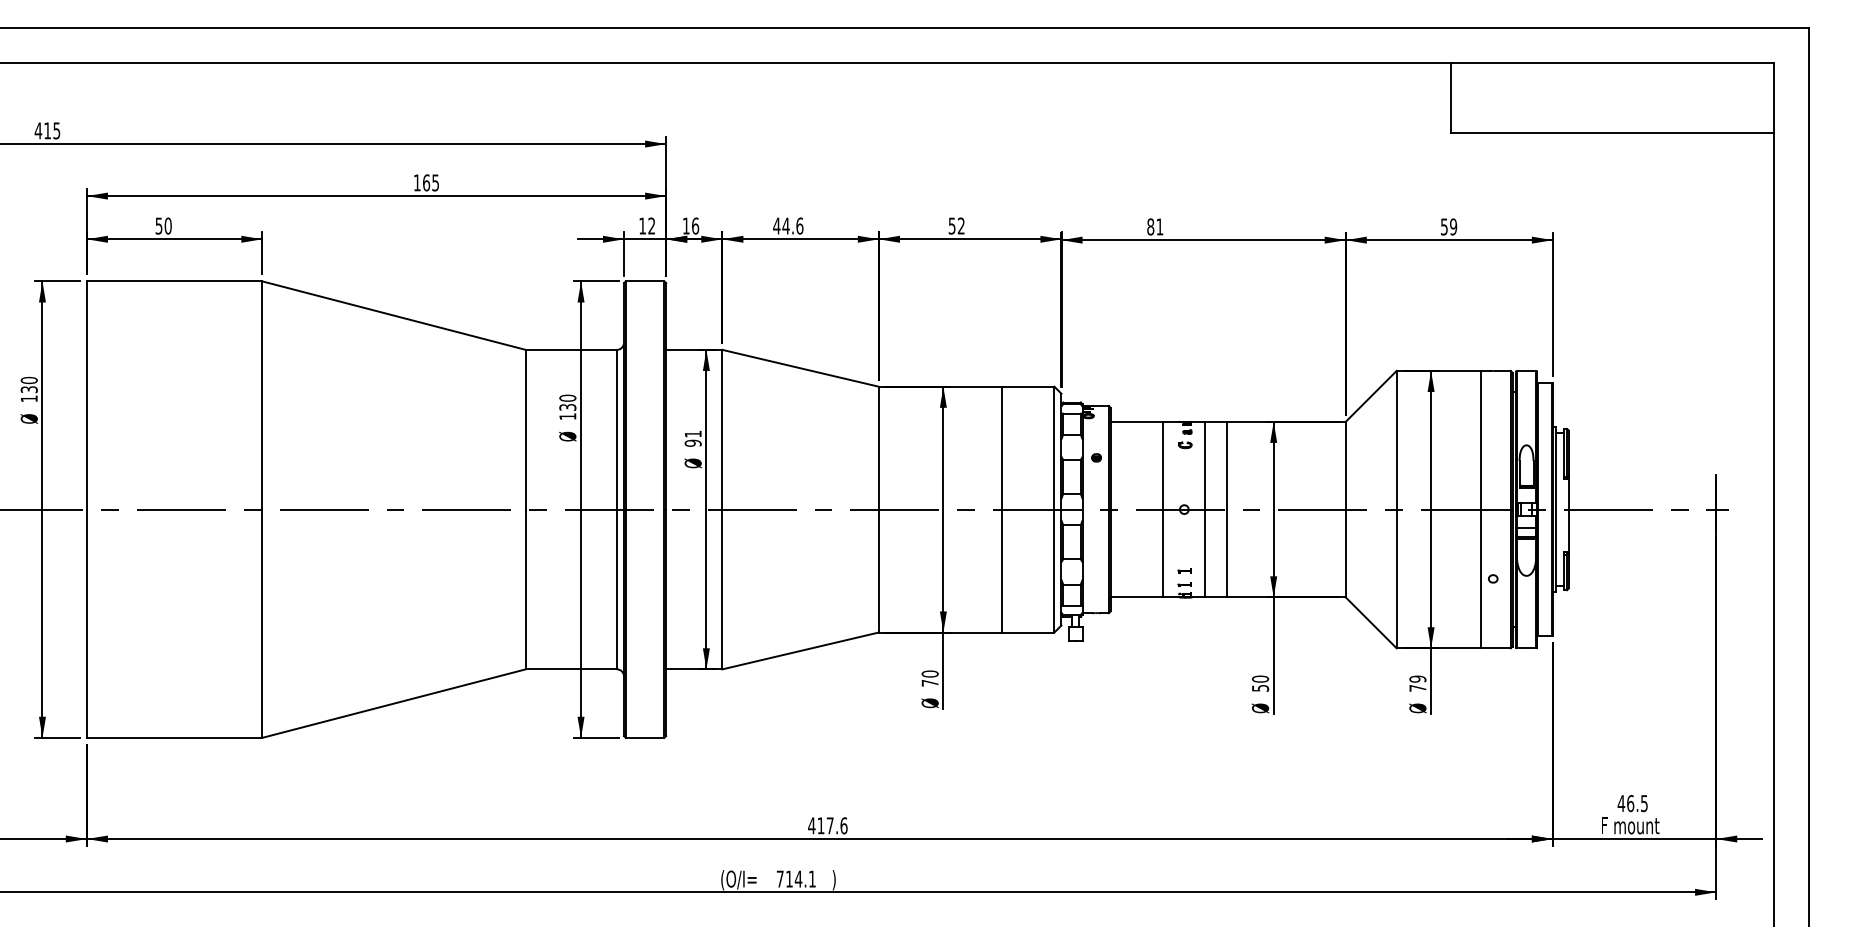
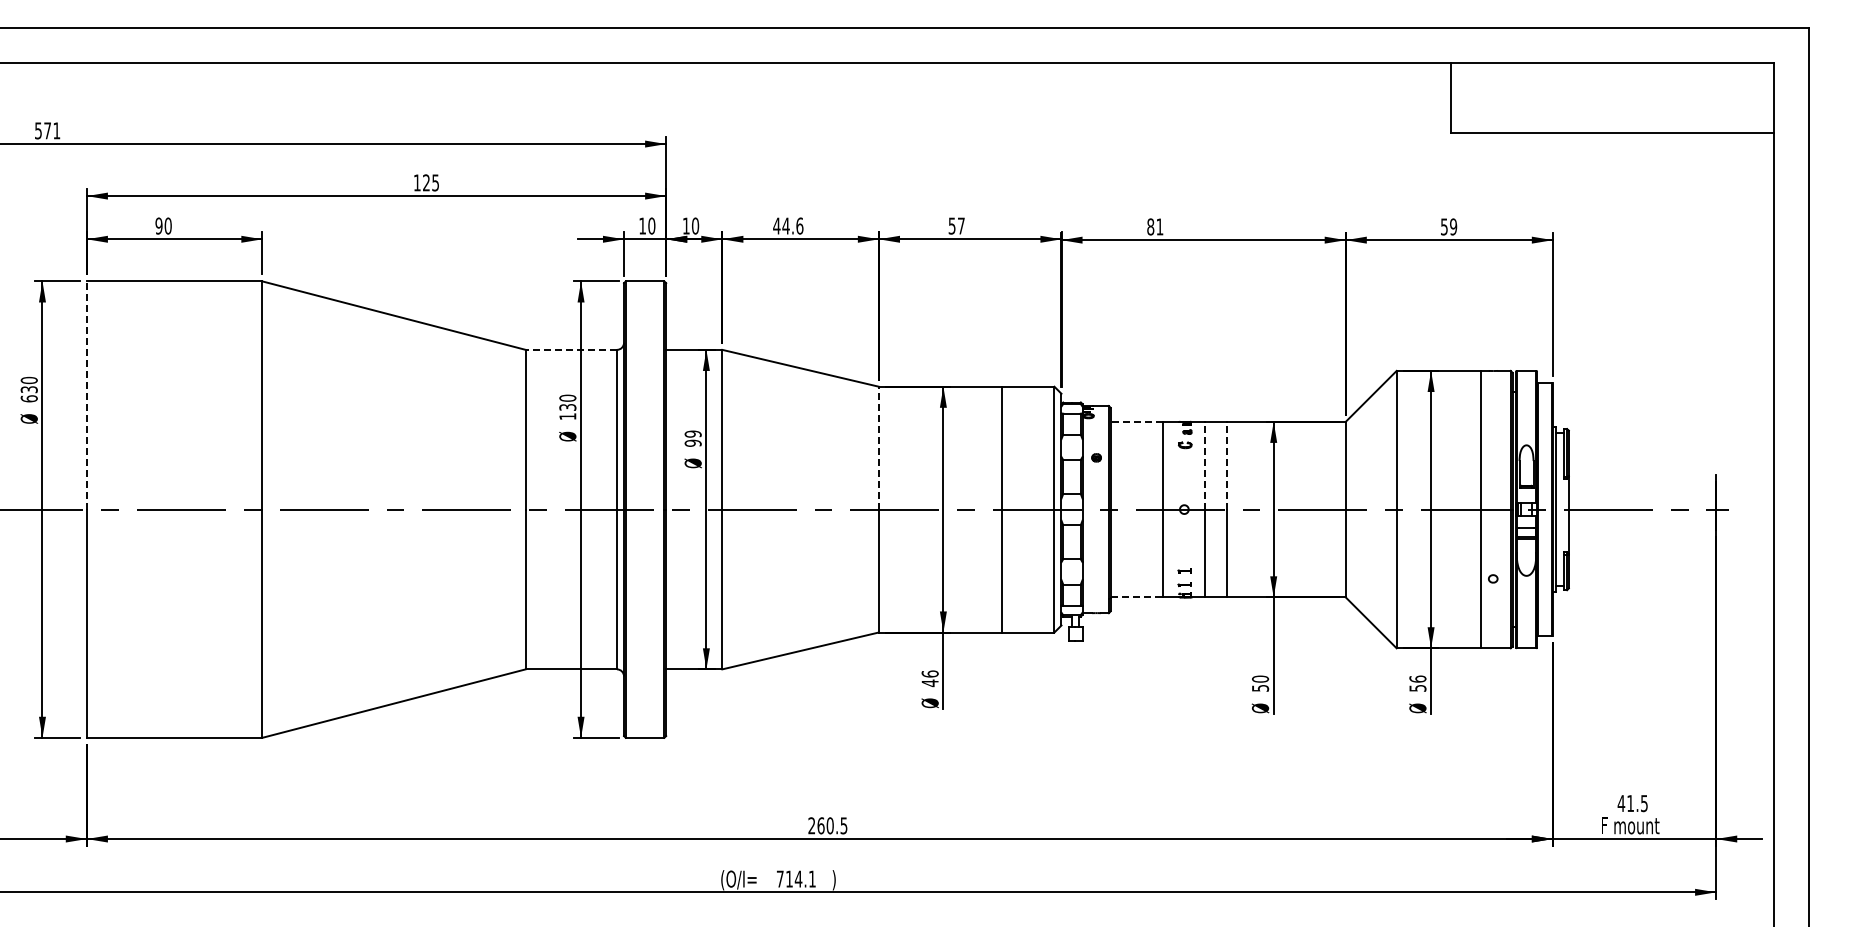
text: 415 -> 571 (47, 130)
text: 165 -> 125 (426, 182)
text: 50 -> 90 (158, 225)
text: 12 -> 10 (651, 225)
text: 16 -> 10 (695, 225)
text: 52 -> 57 (960, 225)
line: solid -> dashed (571, 349)
line: solid -> dashed (86, 395)
text: 130 -> 630 (28, 398)
line: solid -> dashed (1136, 421)
text: 91 -> 99 (692, 433)
line: solid -> dashed (878, 447)
line: solid -> dashed (1205, 465)
line: solid -> dashed (1226, 465)
line: solid -> dashed (1137, 597)
text: 70 -> 46 (929, 678)
text: 79 -> 56 (1417, 683)
text: 46.5 -> 41.5 (1630, 803)
text: 417.6 -> 260.5 (827, 825)
